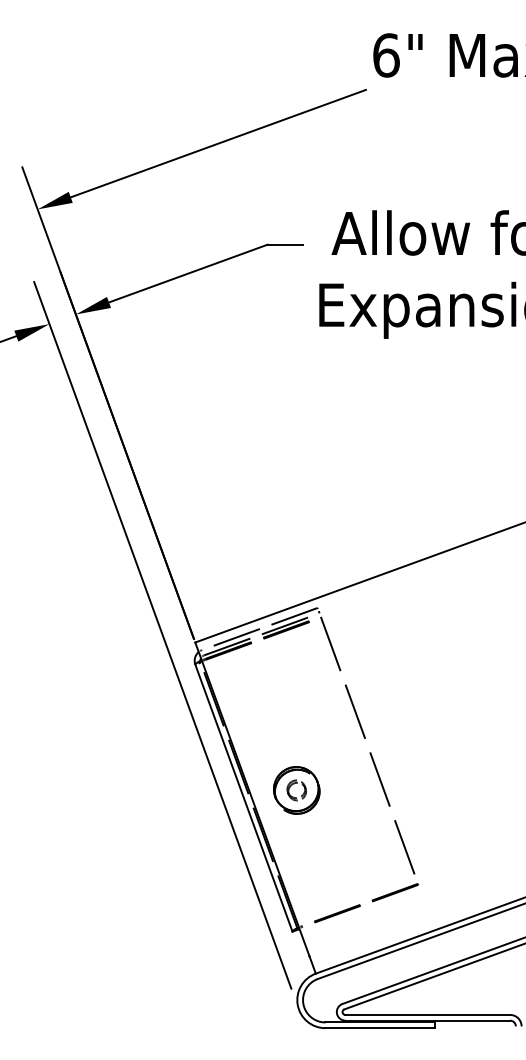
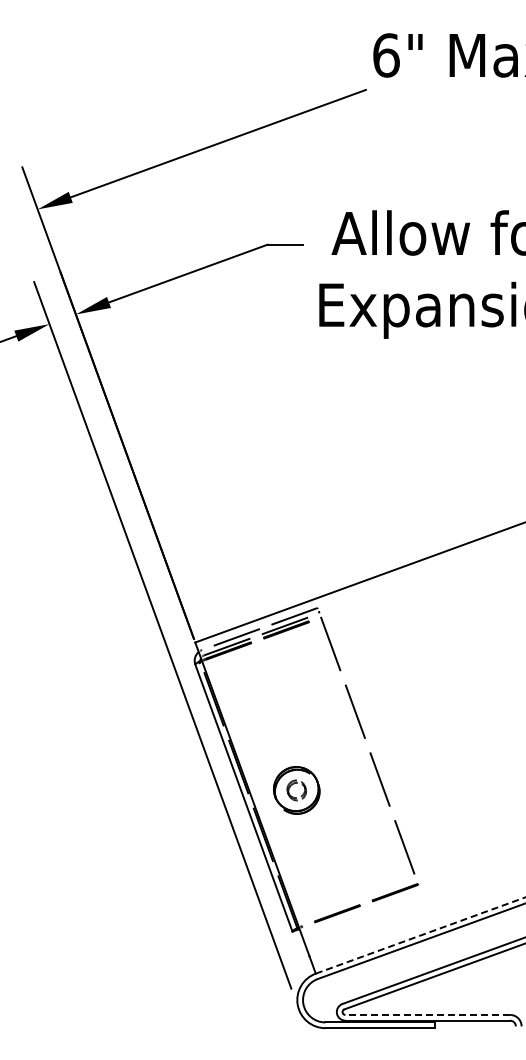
line: solid -> dashed (421, 935)
line: solid -> dashed (427, 1014)
